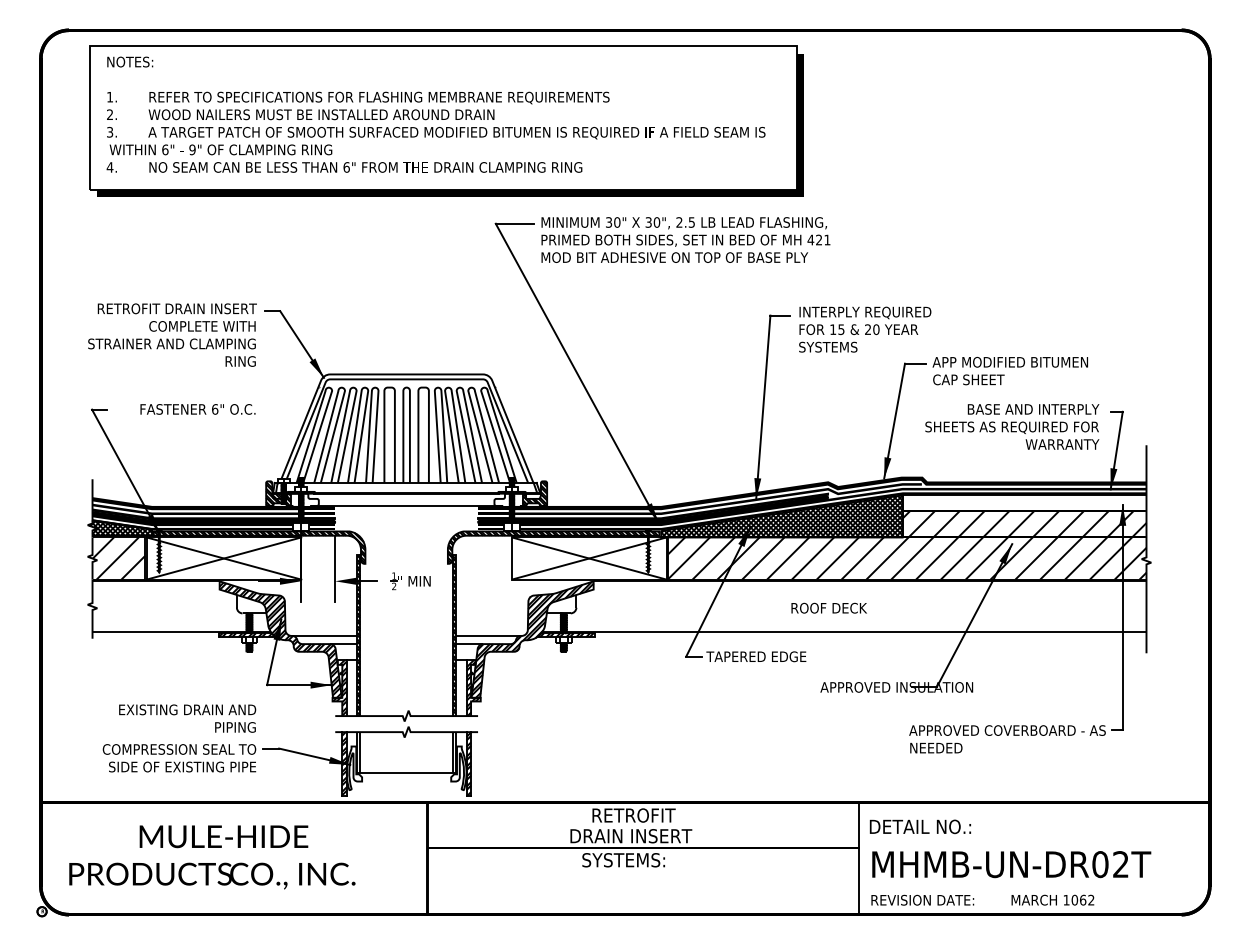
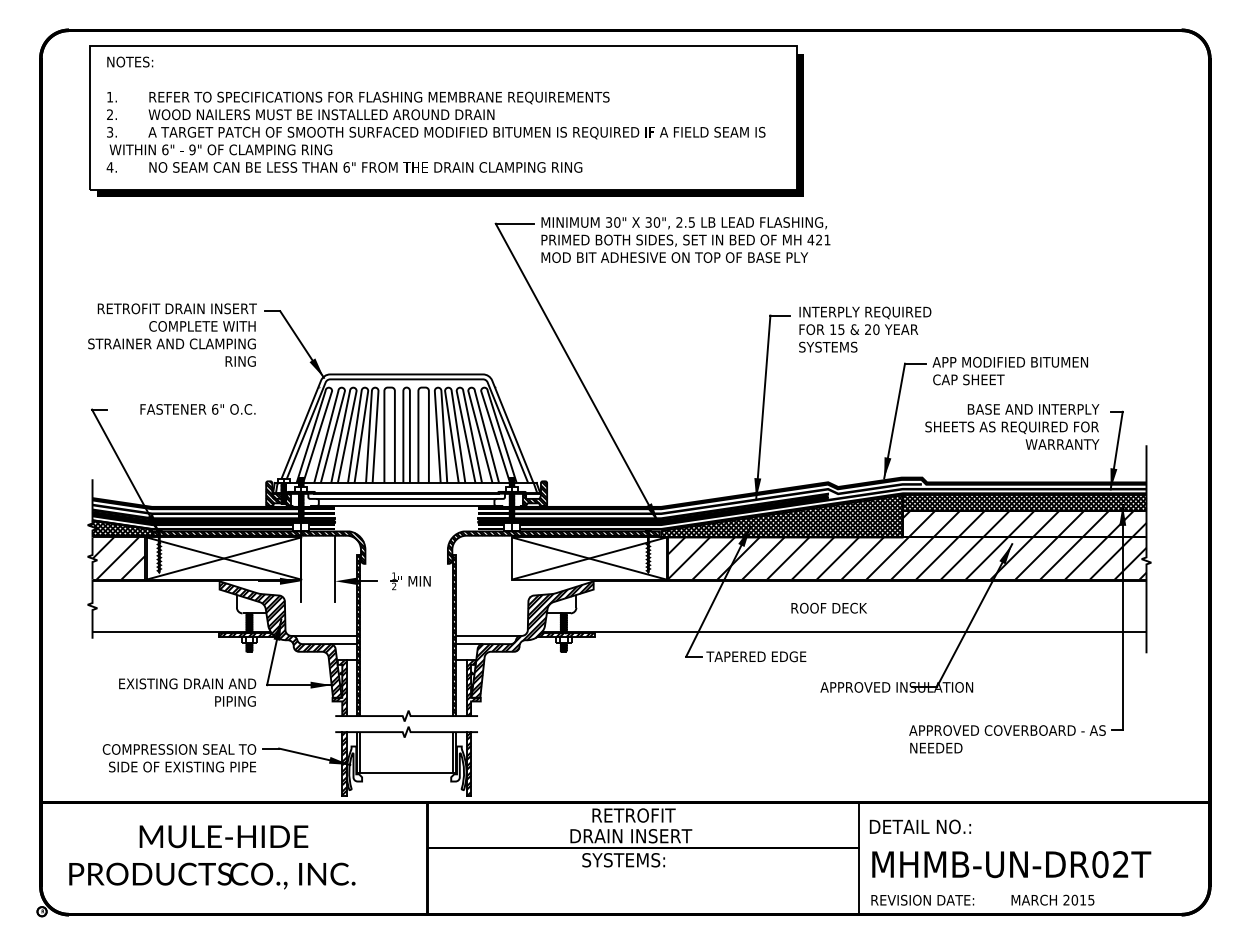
line: none -> present (406, 498)
hatch: none -> present (1024, 503)
text position: (187, 718) -> (187, 692) (187, 692)
text: 1062 -> 2015 (1078, 899)
